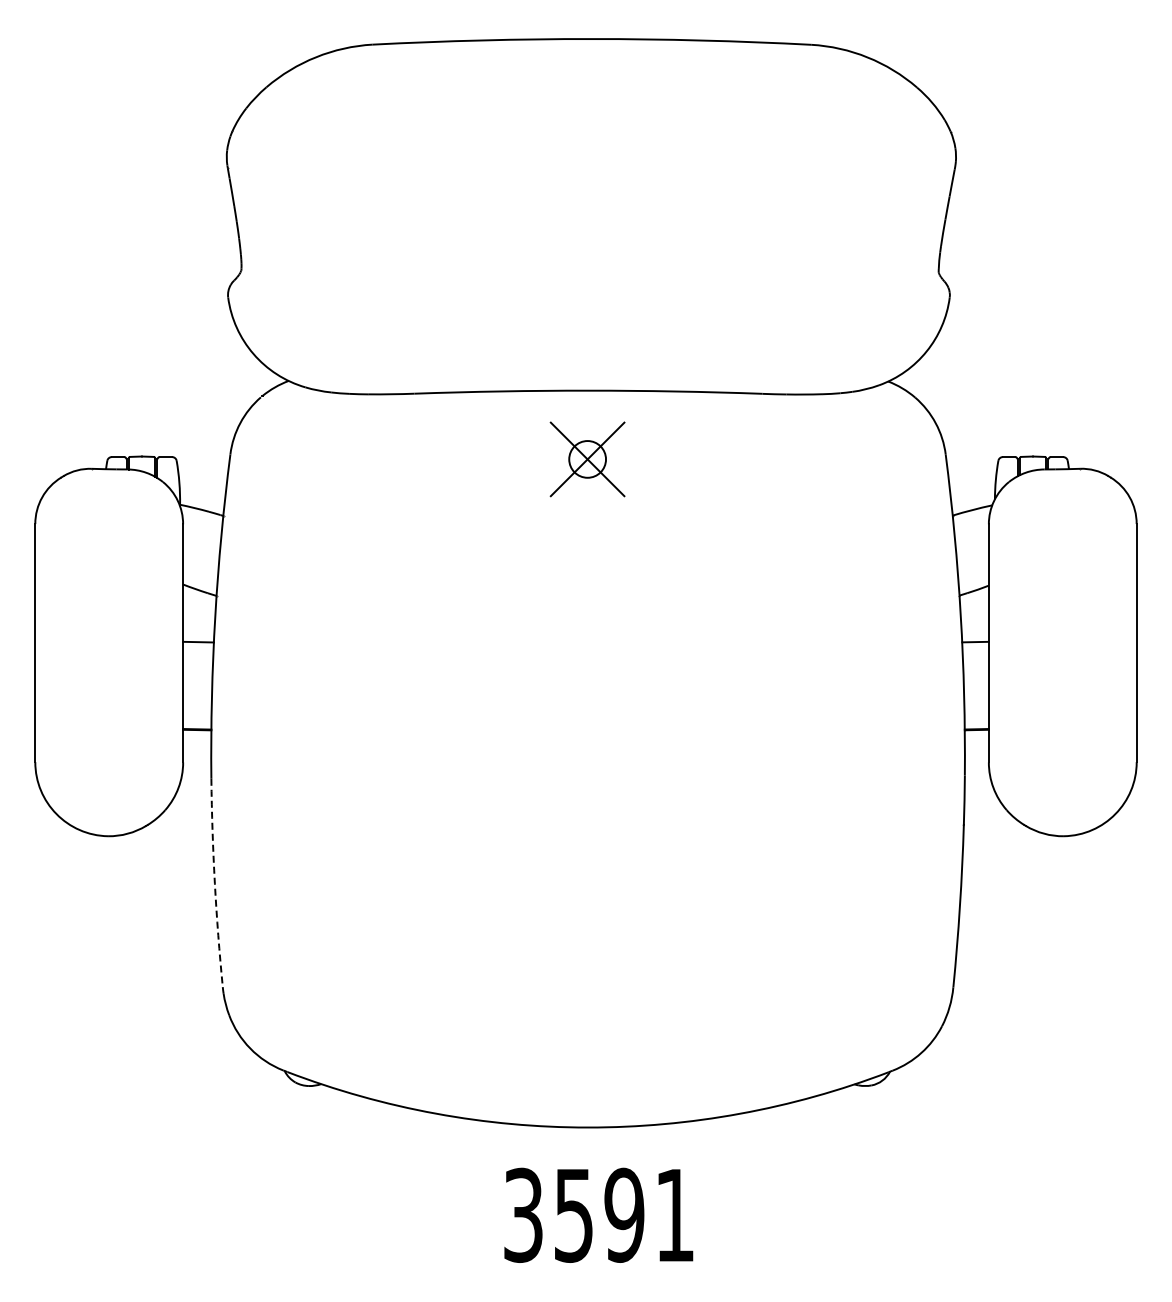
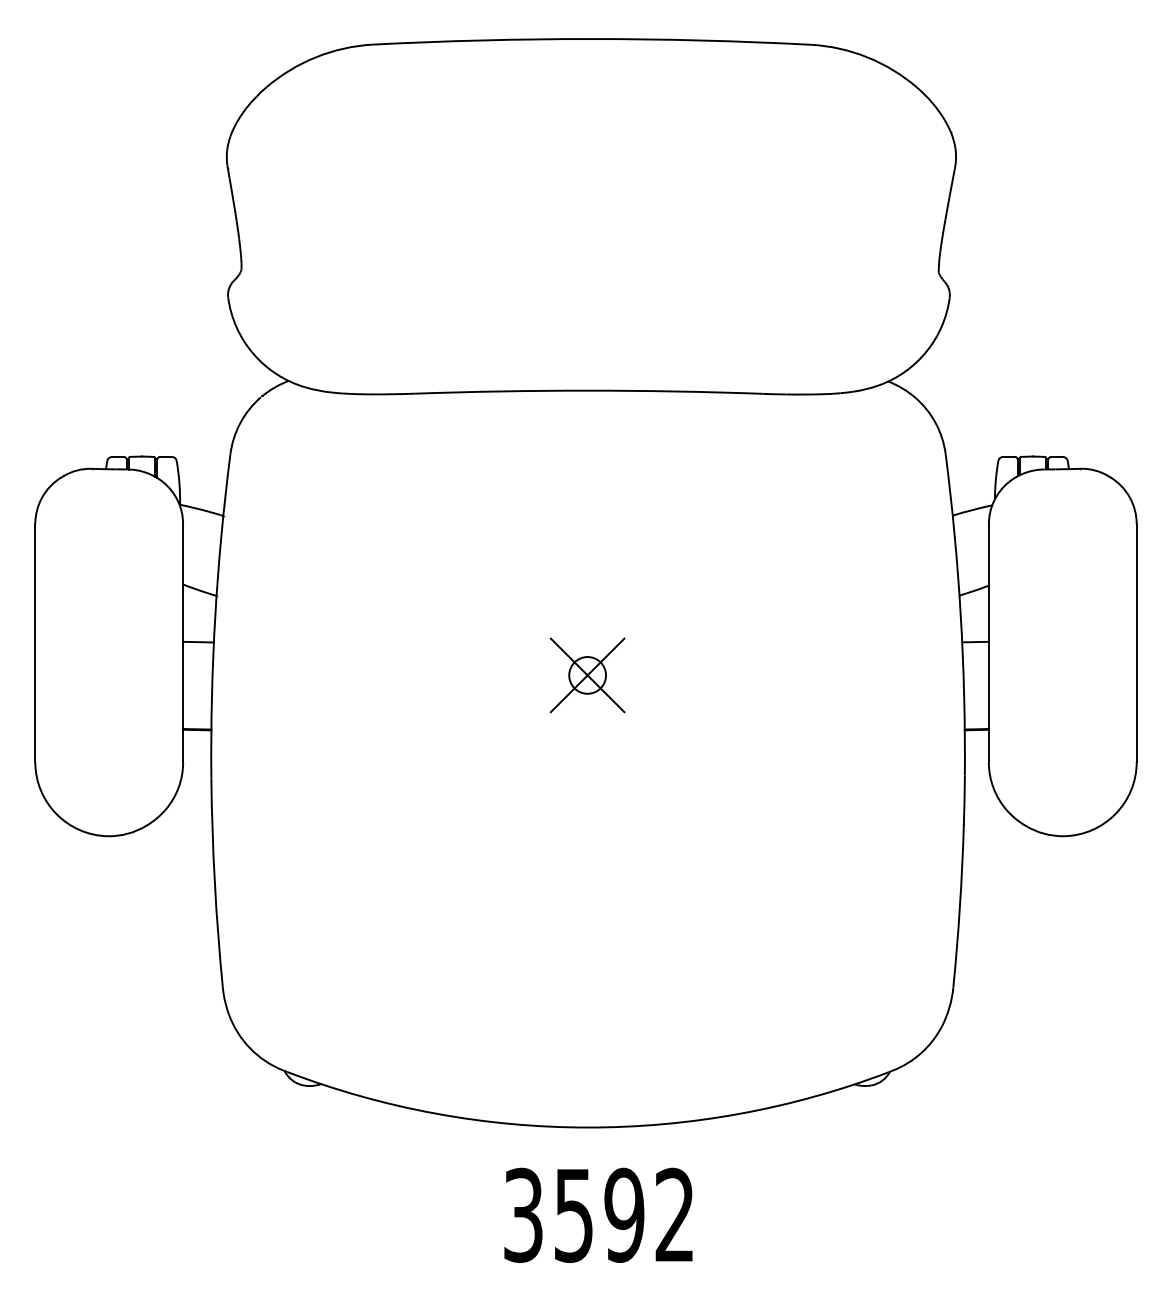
part position: (587, 459) -> (587, 675) (587, 675)
arc: dashed -> solid (214, 883)
text: 3591 -> 3592 (674, 1214)
